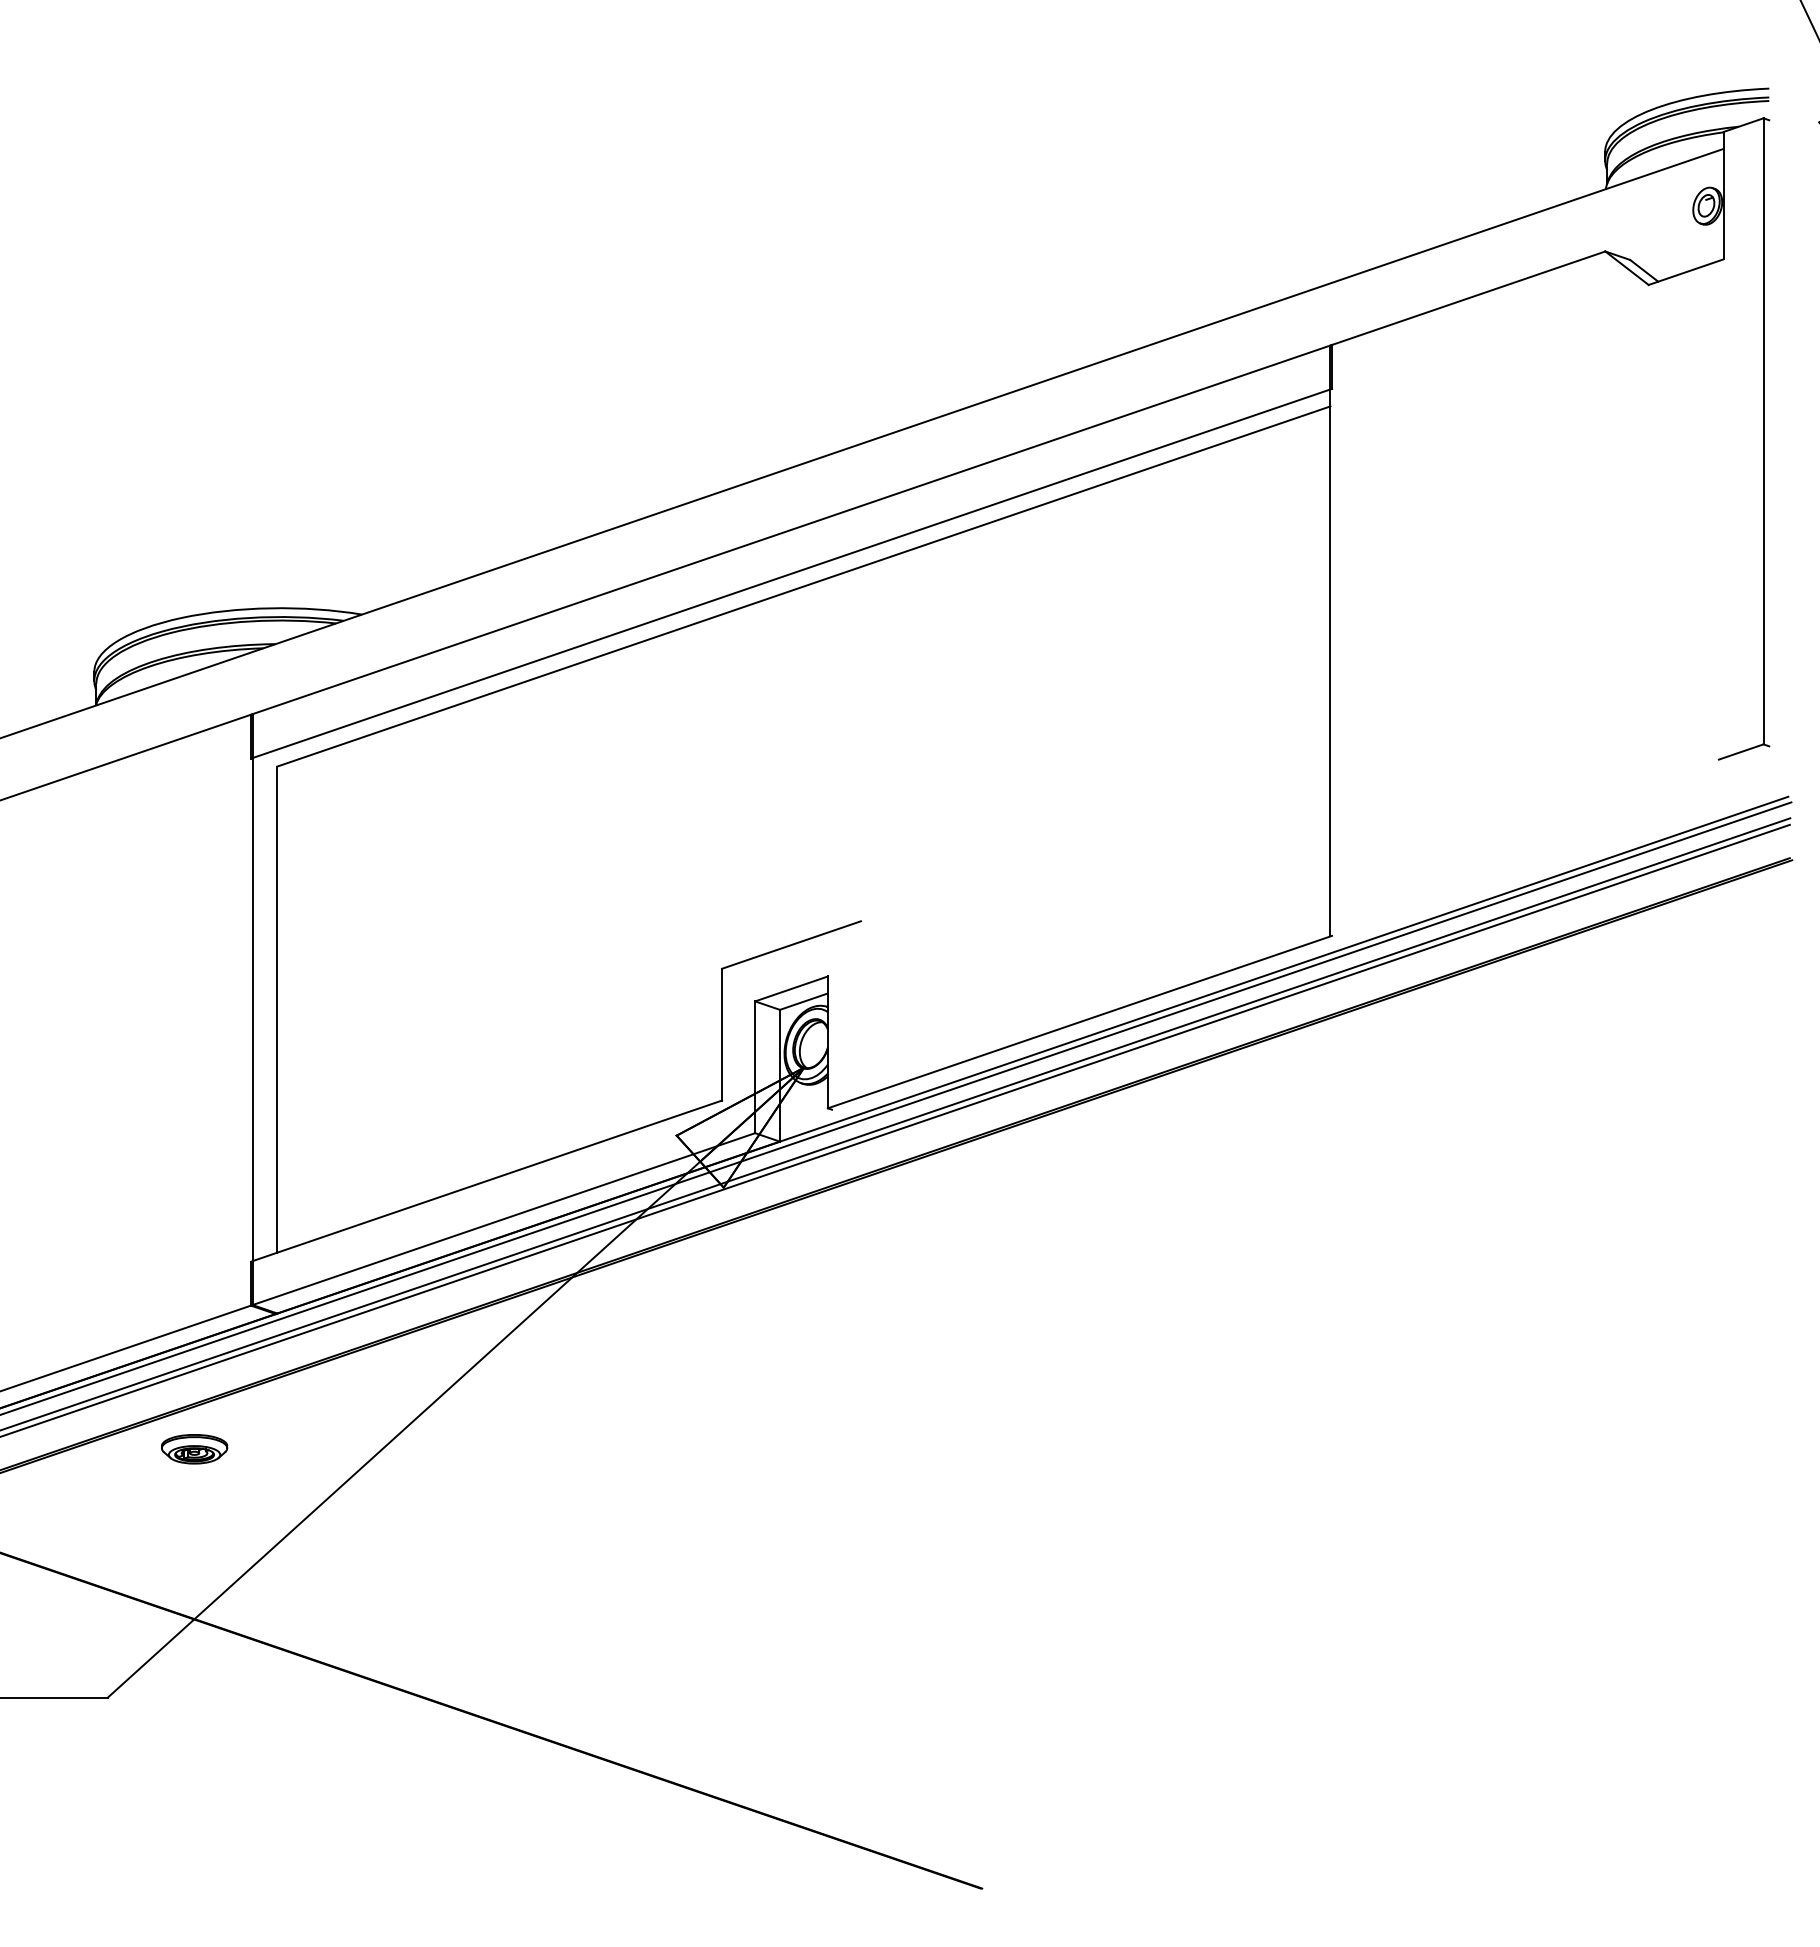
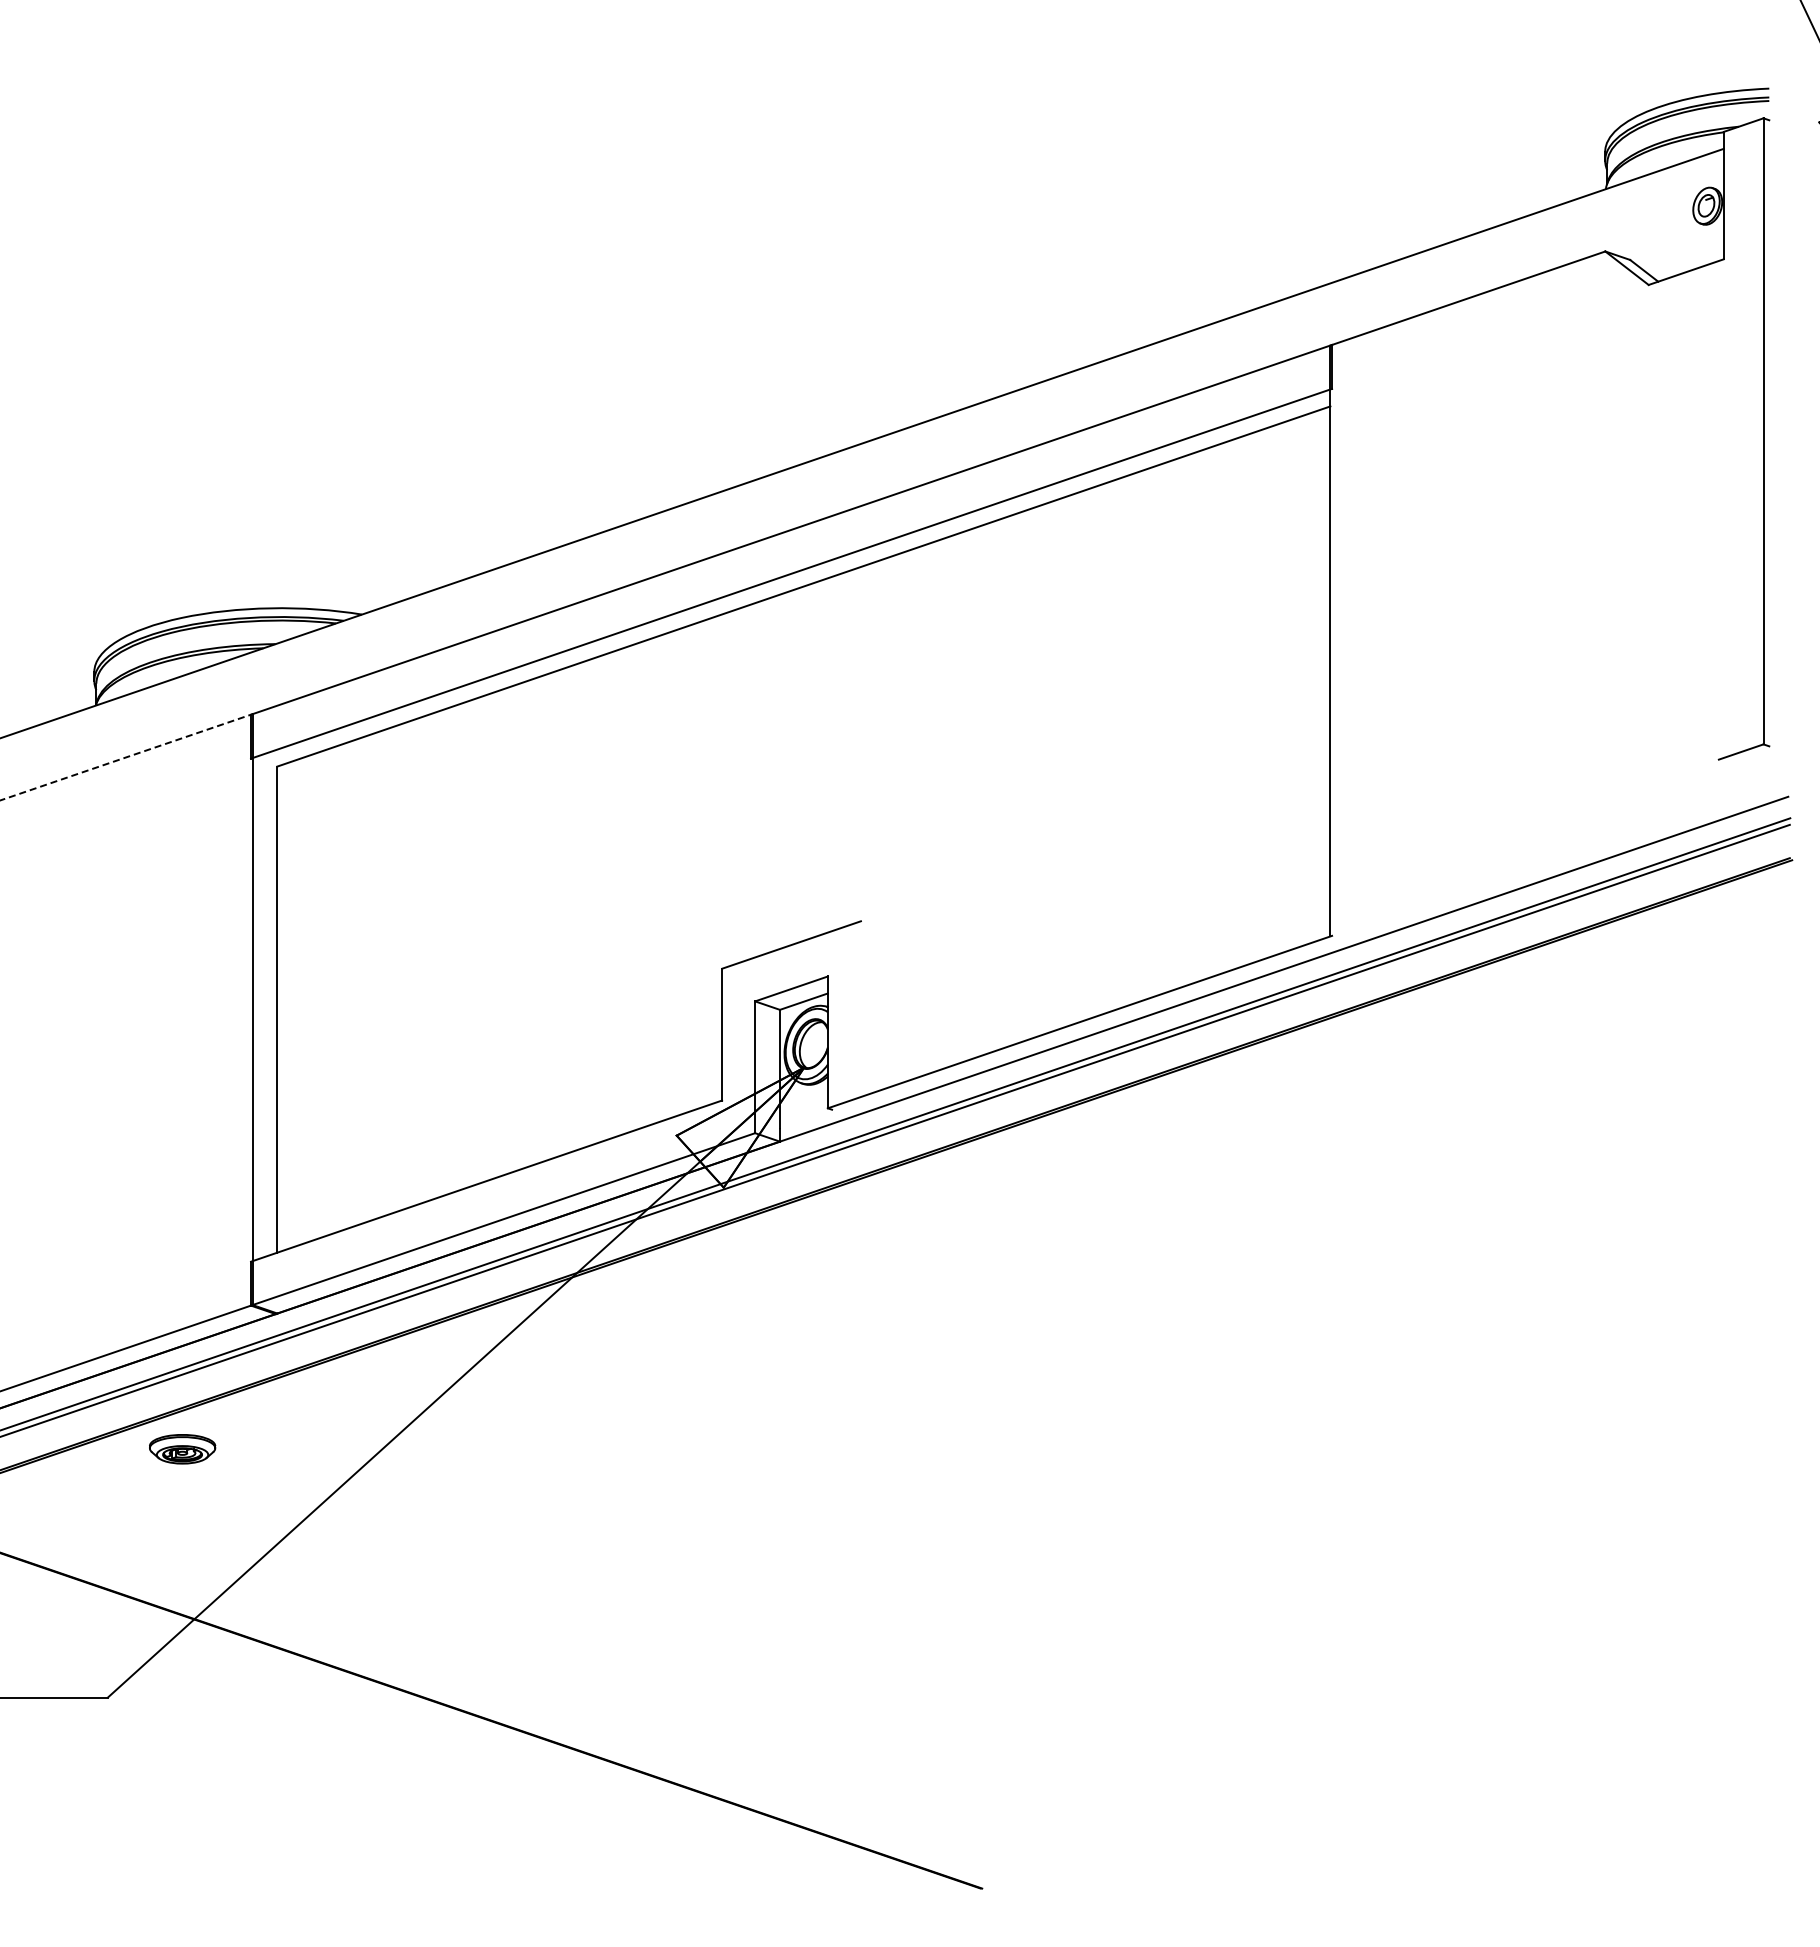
line: solid -> dashed (127, 757)
line: present -> none (896, 1108)
part position: (194, 1449) -> (182, 1449) (182, 1449)
